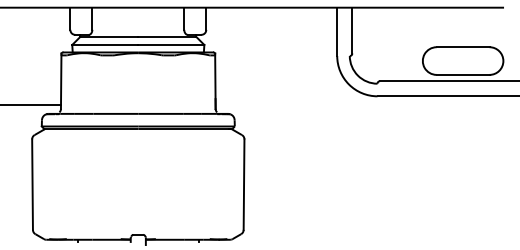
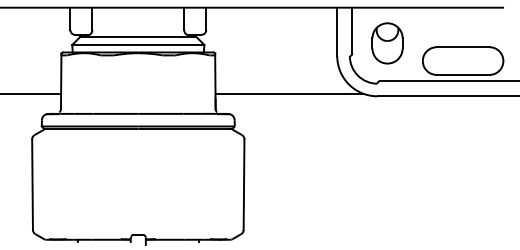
part: none -> present (387, 43)
line: none -> present (289, 94)
line position: (31, 105) -> (31, 94) (31, 94)
